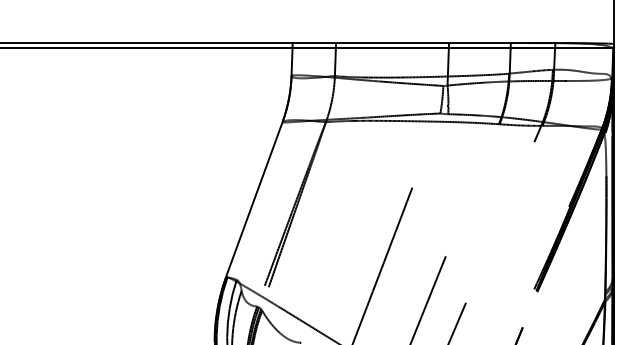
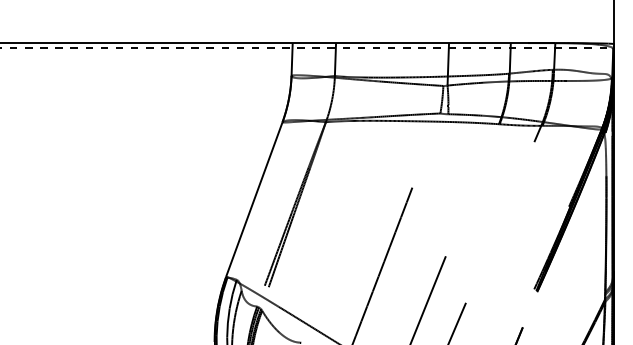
line: solid -> dashed (307, 48)
